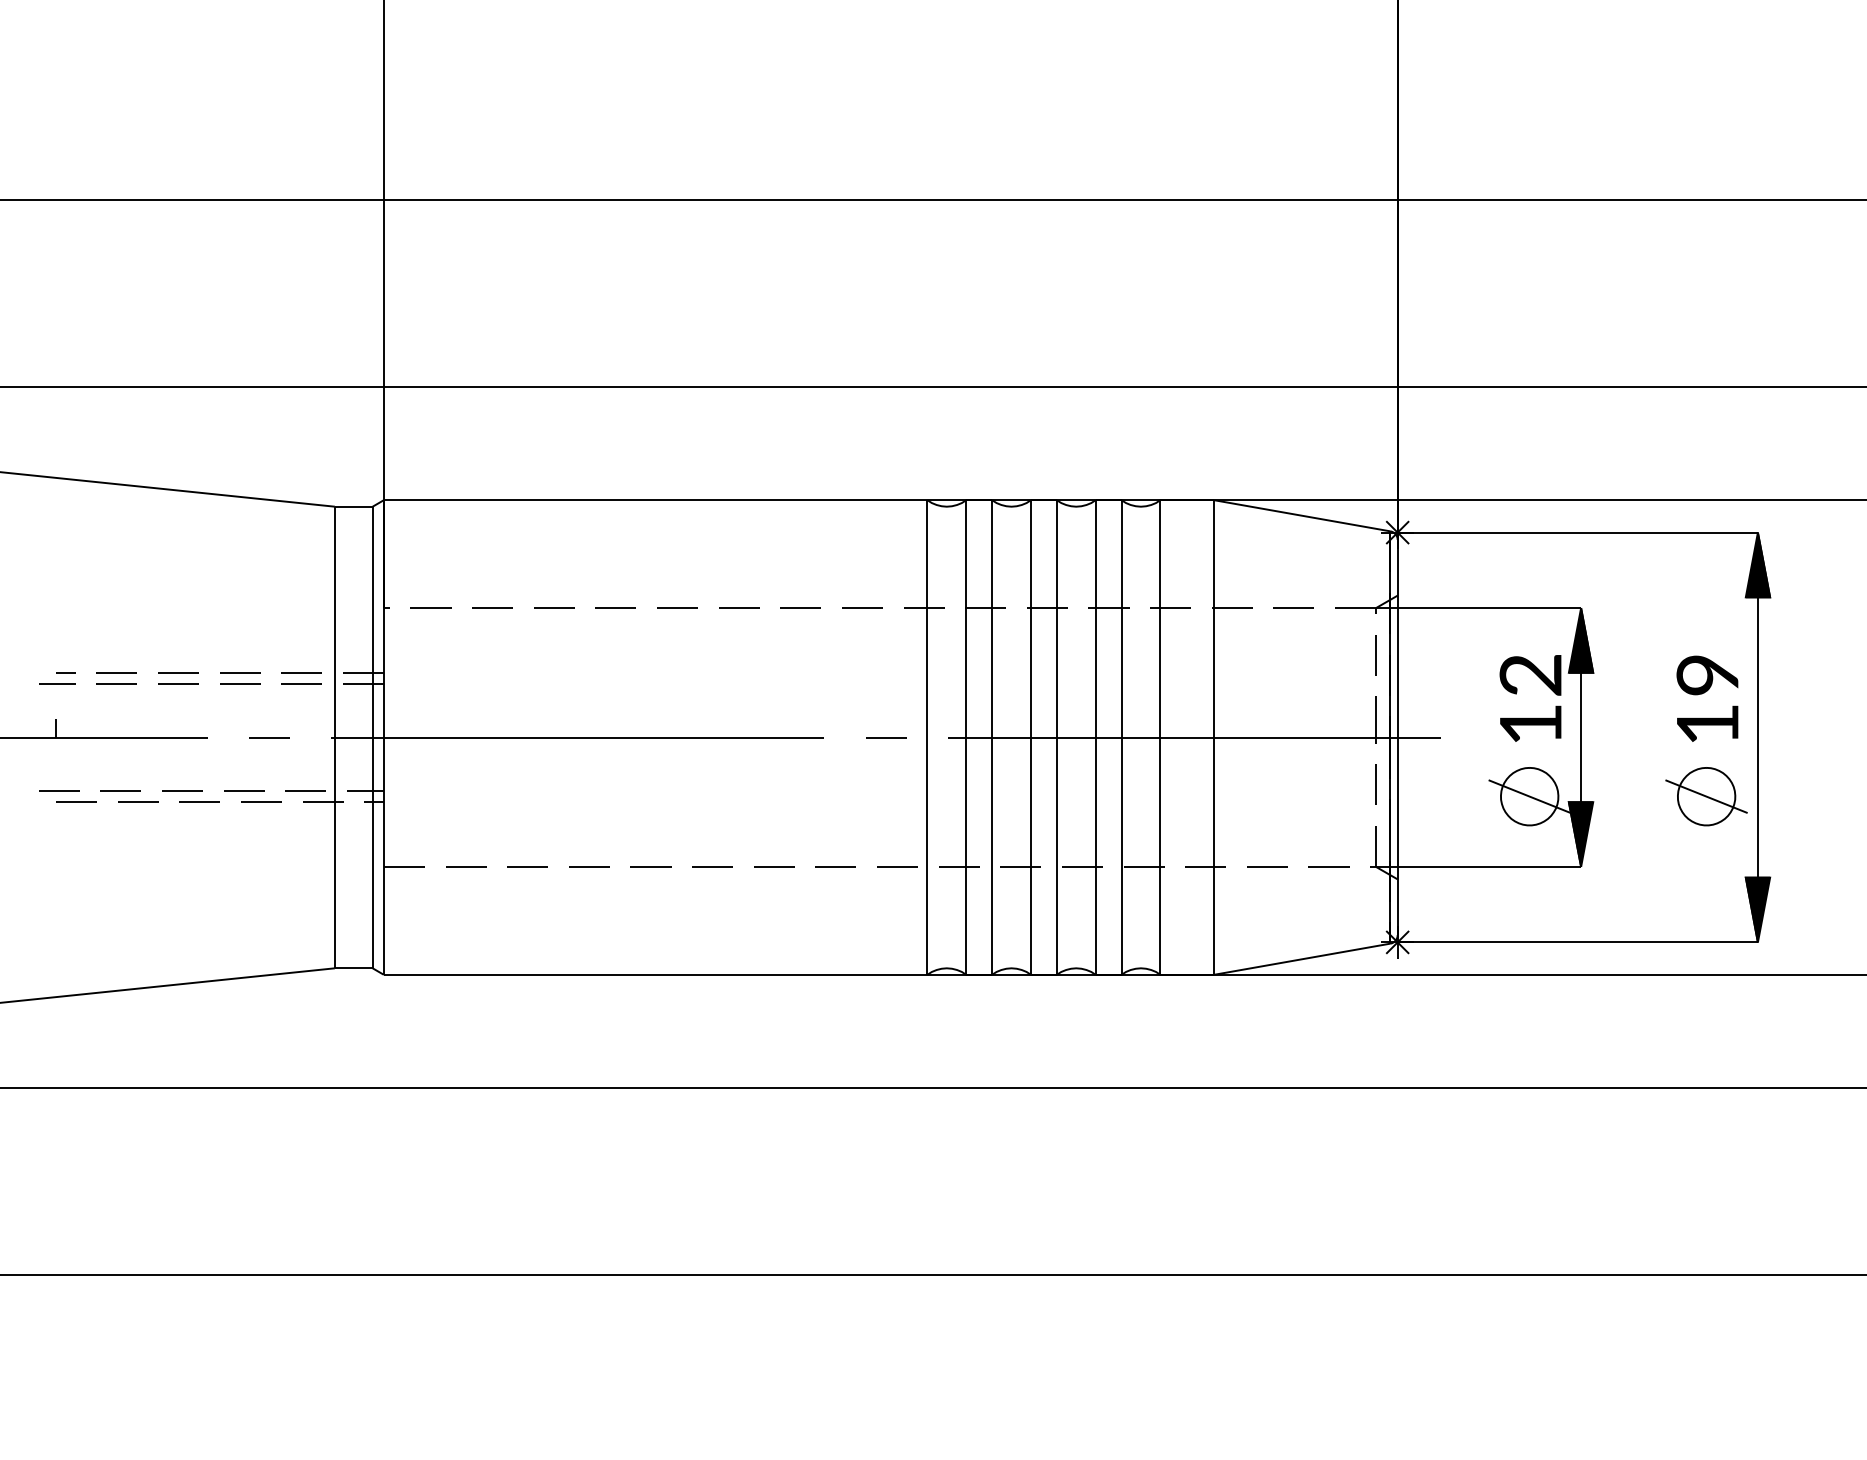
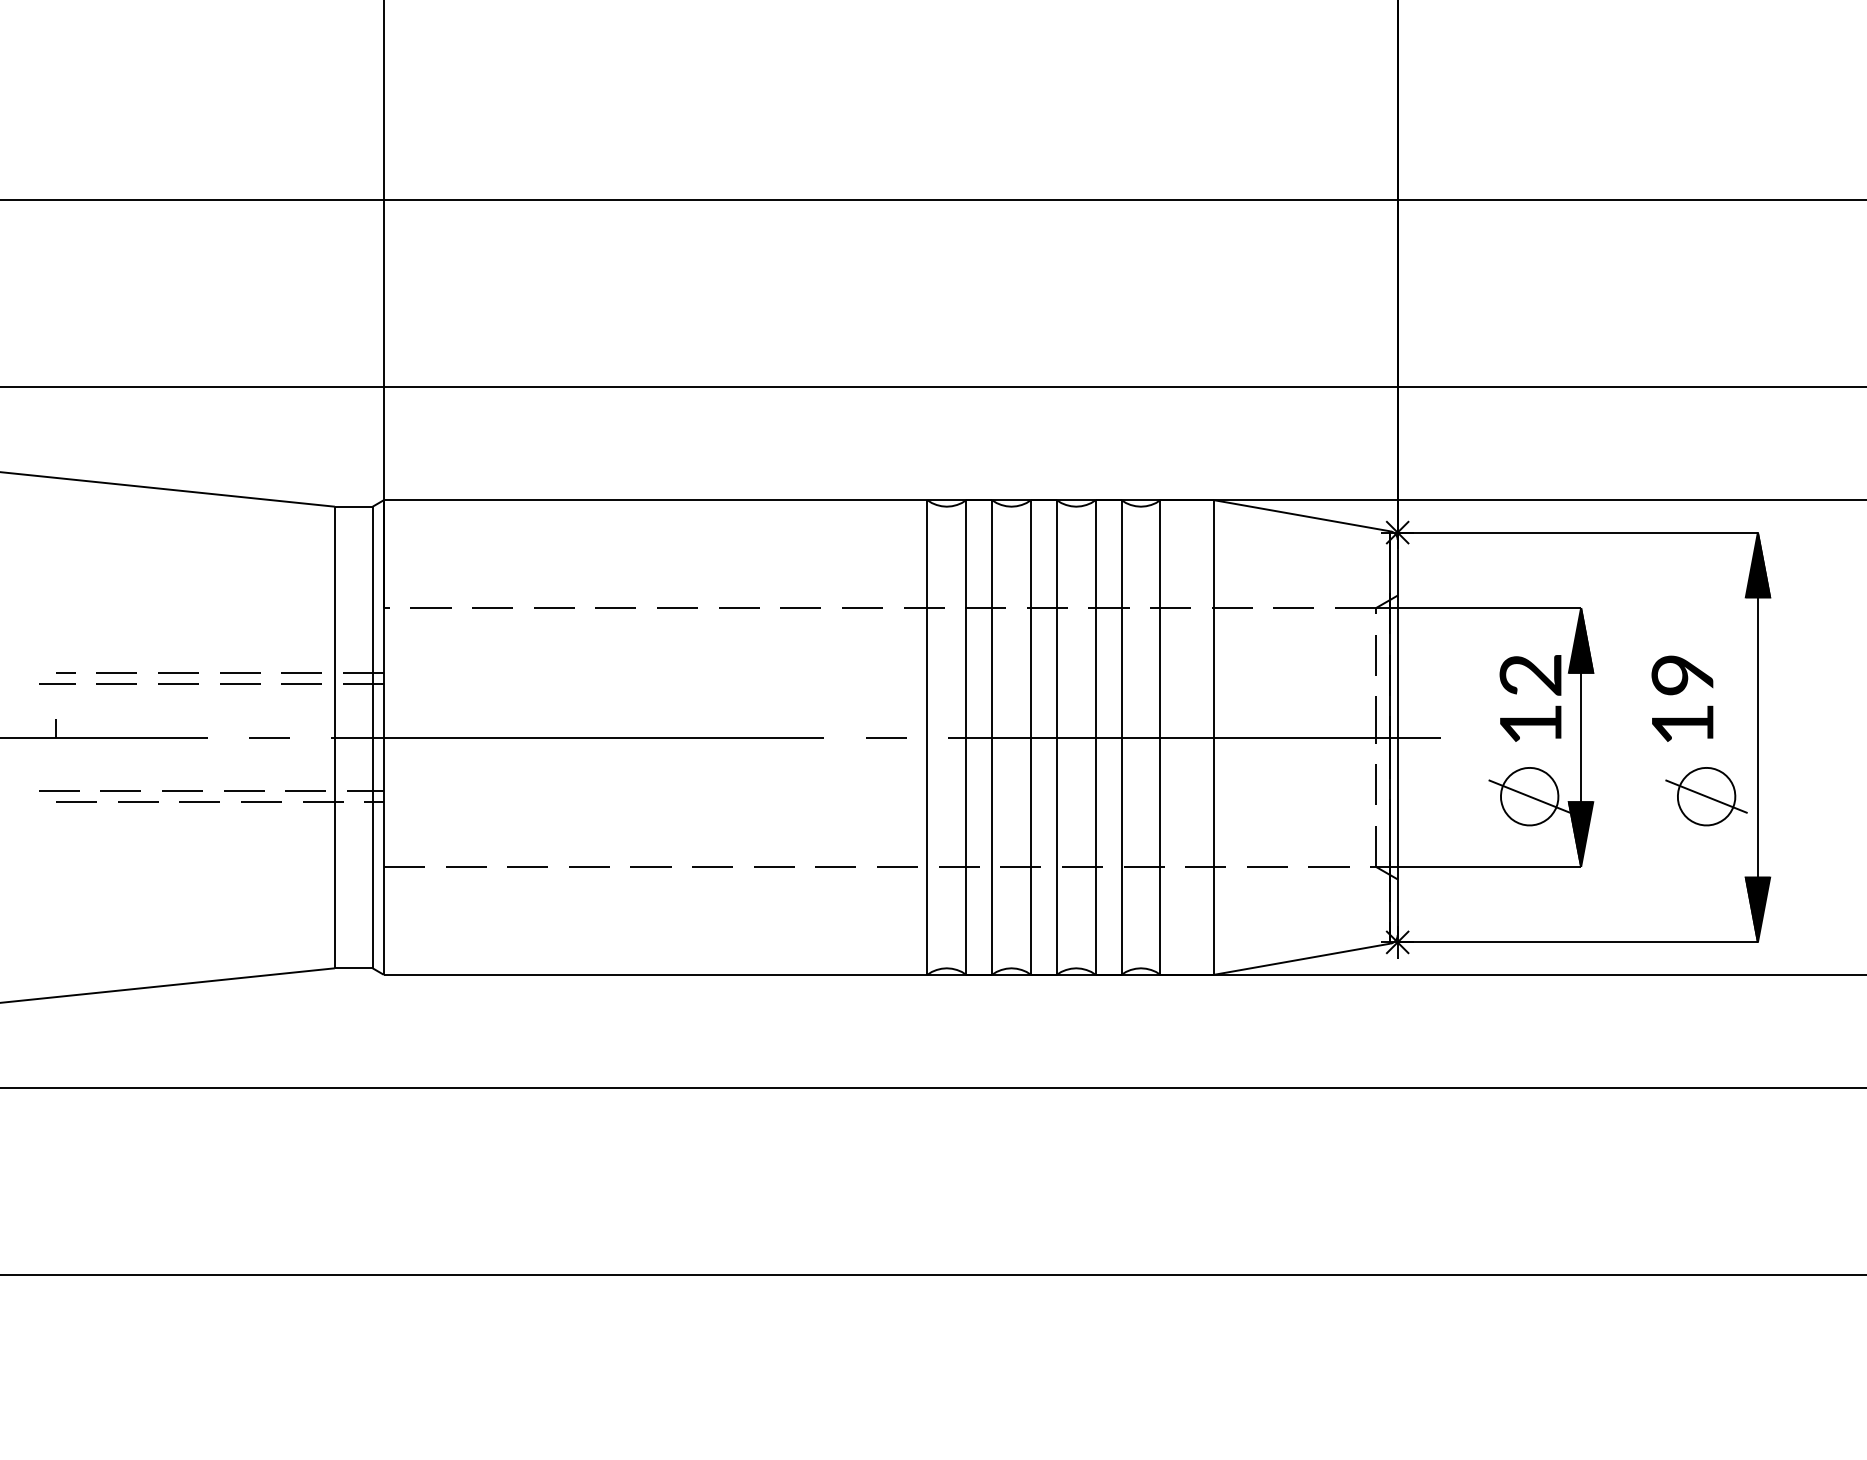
text position: (1707, 698) -> (1682, 698) (1682, 698)
